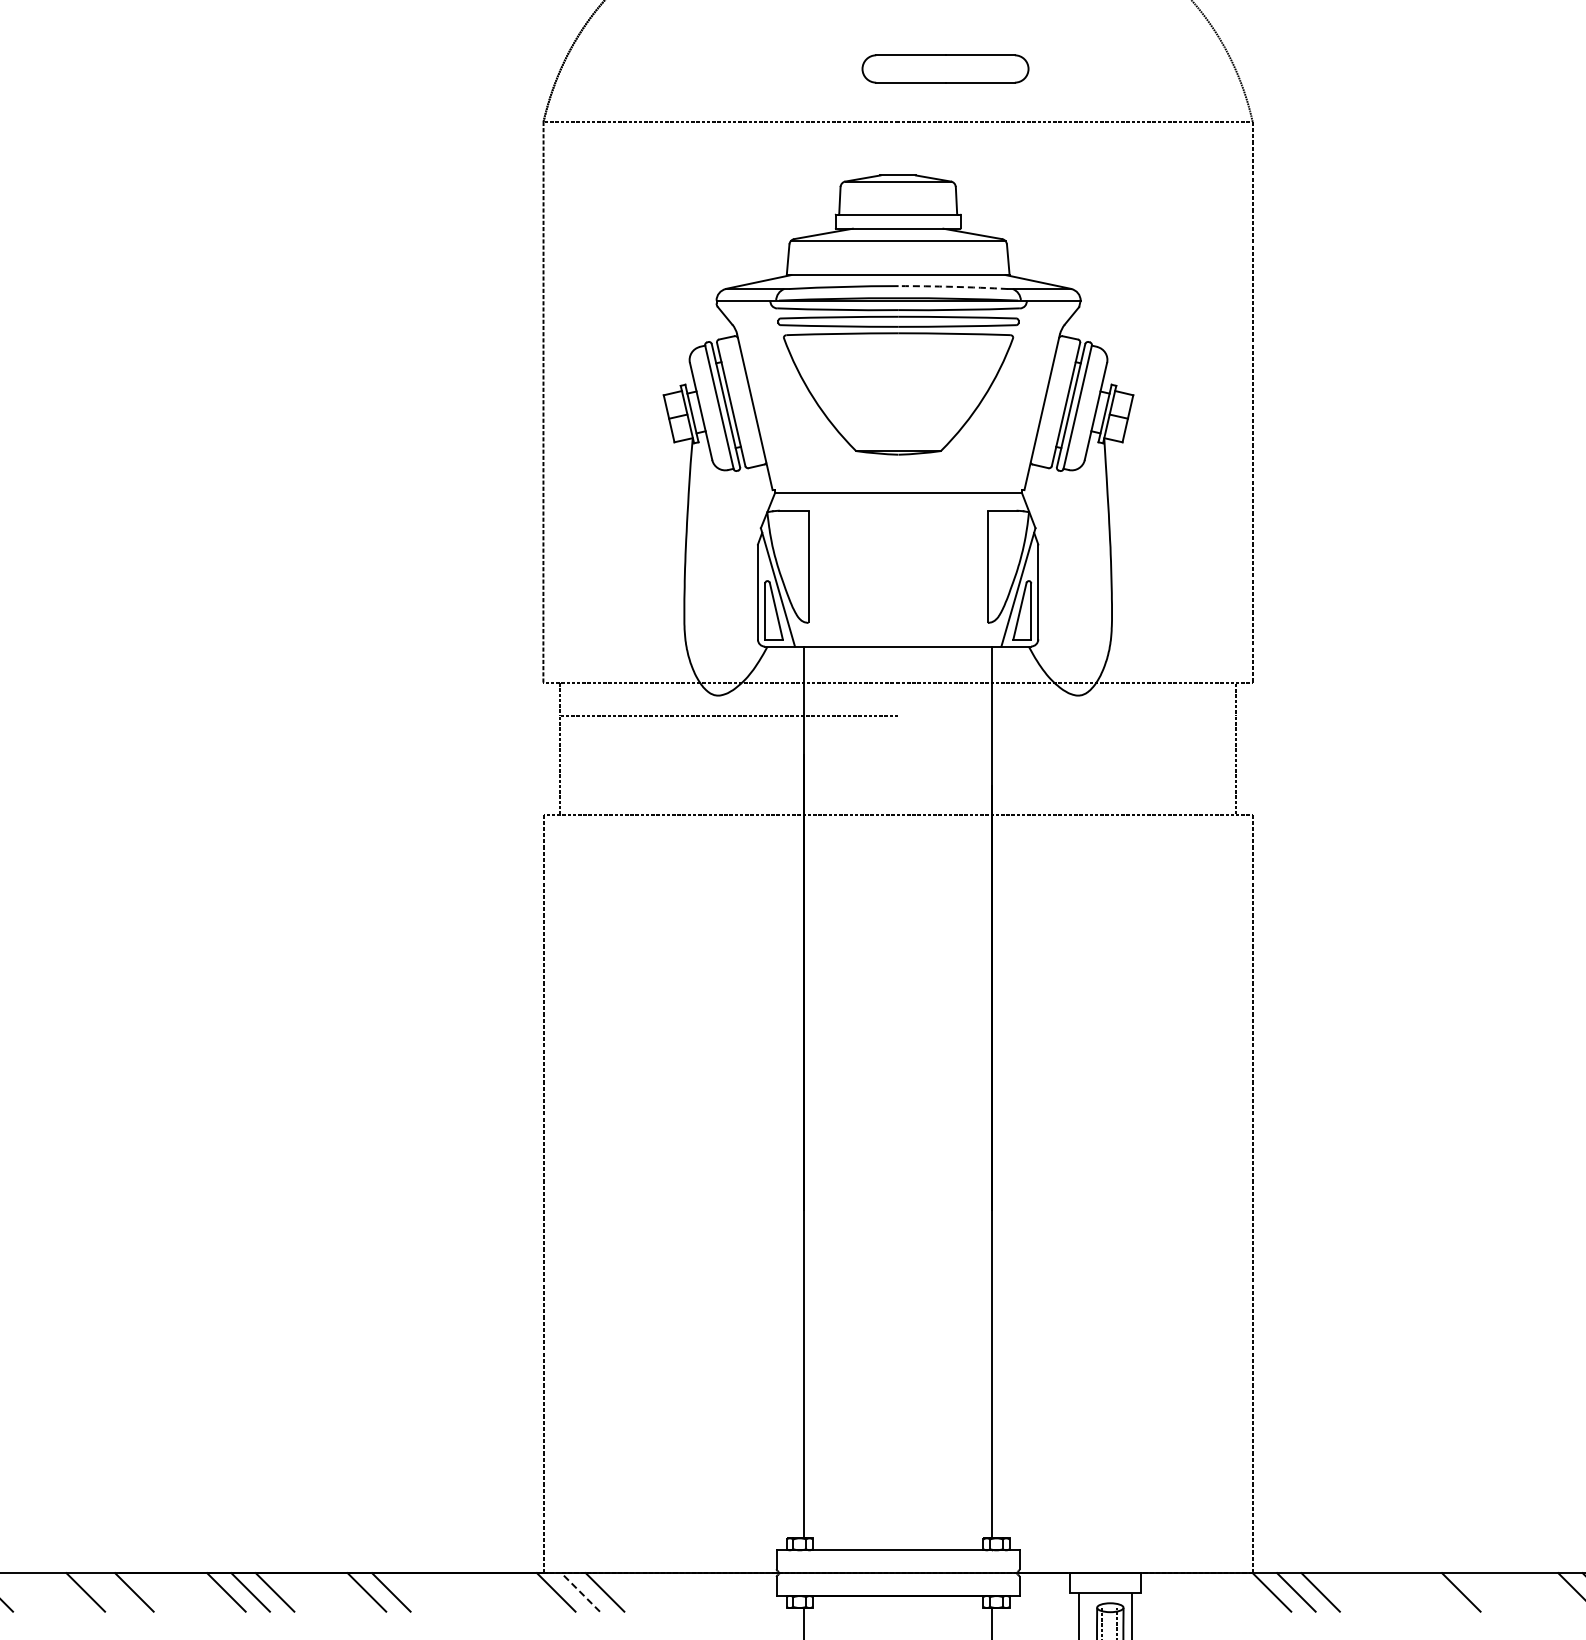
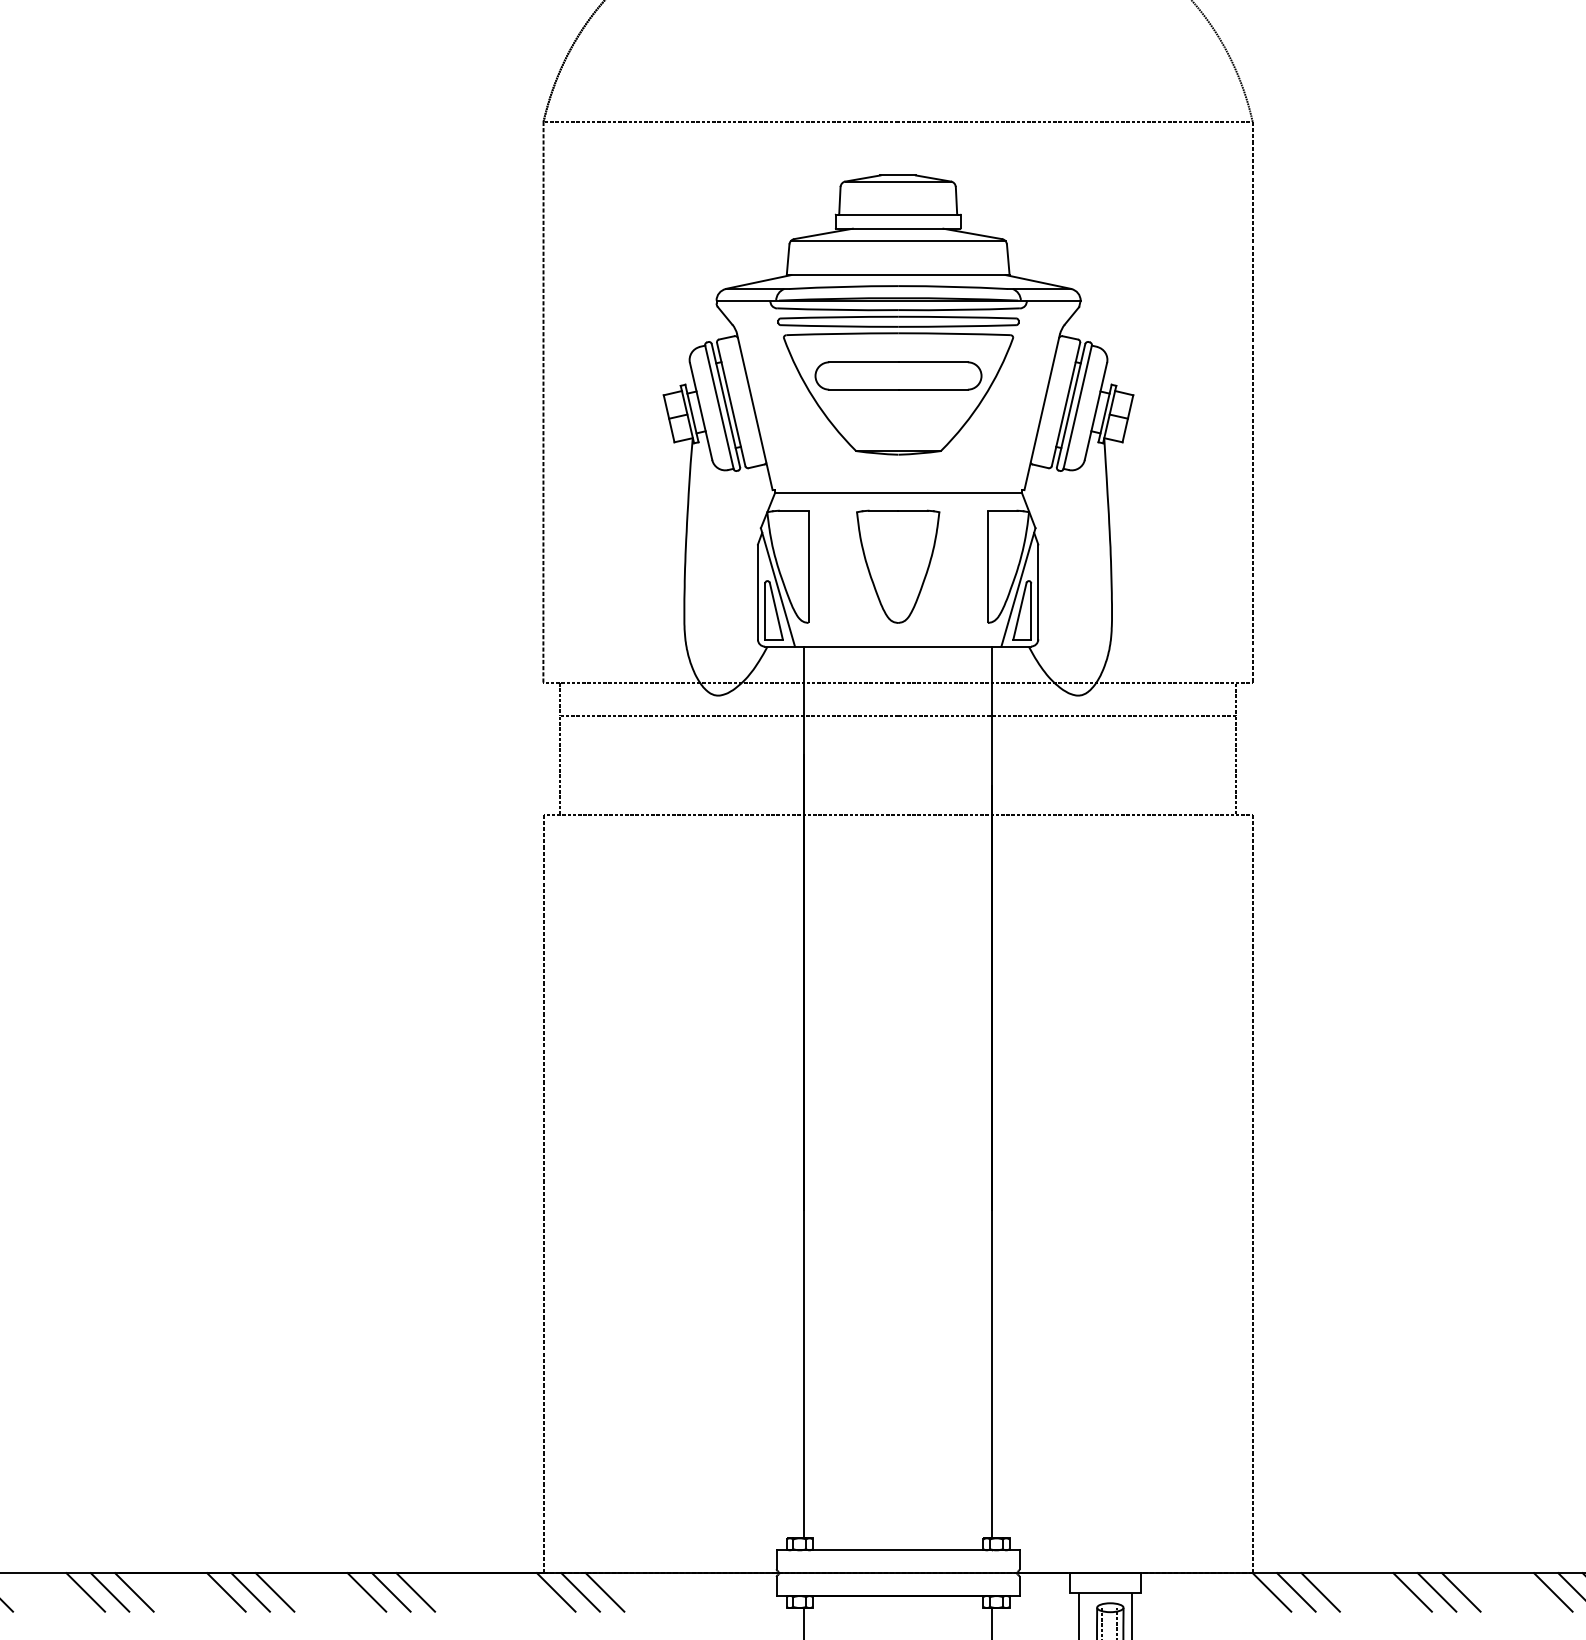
part position: (945, 68) -> (898, 375) (898, 375)
arc: dashed -> solid (953, 286)
part: none -> present (898, 566)
line: none -> present (1067, 715)
line: none -> present (109, 1592)
line: none -> present (415, 1592)
line: dashed -> solid (580, 1592)
line: none -> present (1412, 1592)
line: none -> present (1436, 1592)
line: none -> present (1553, 1592)
